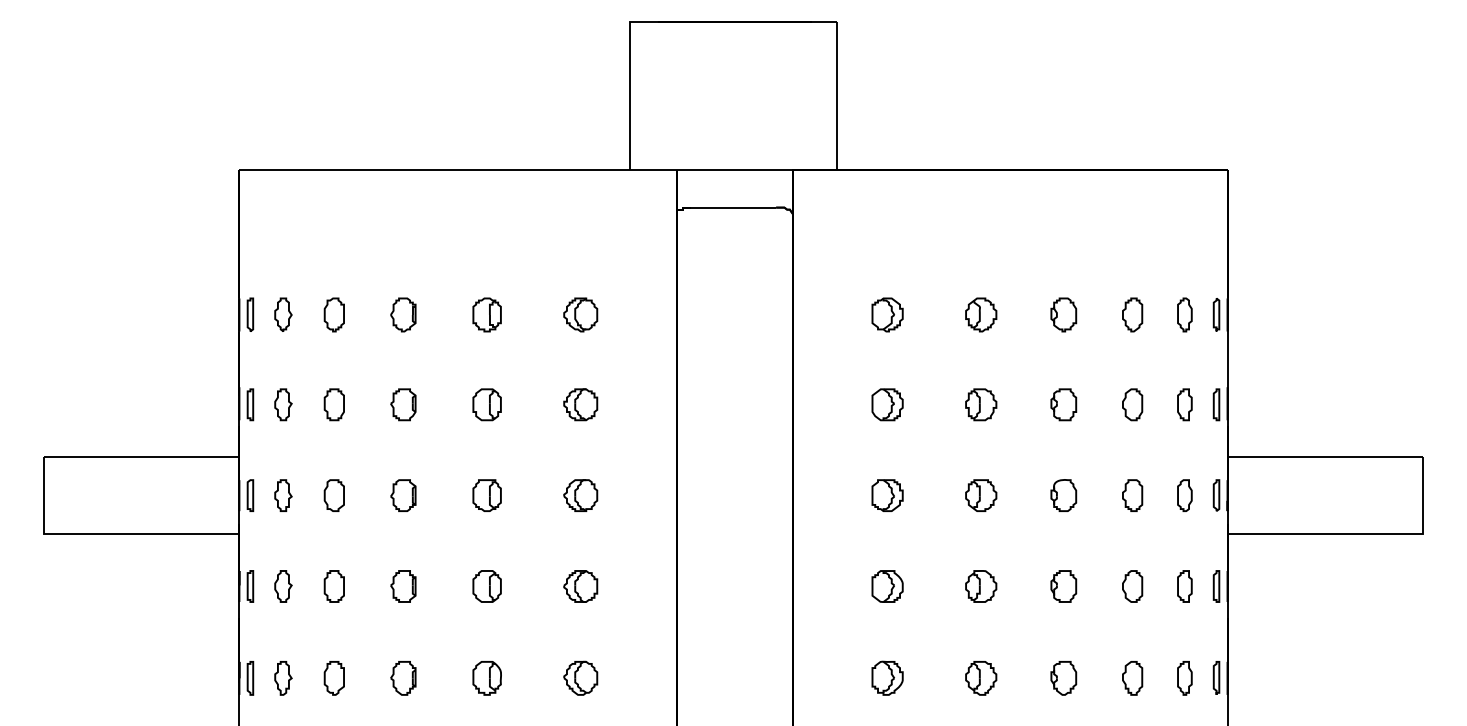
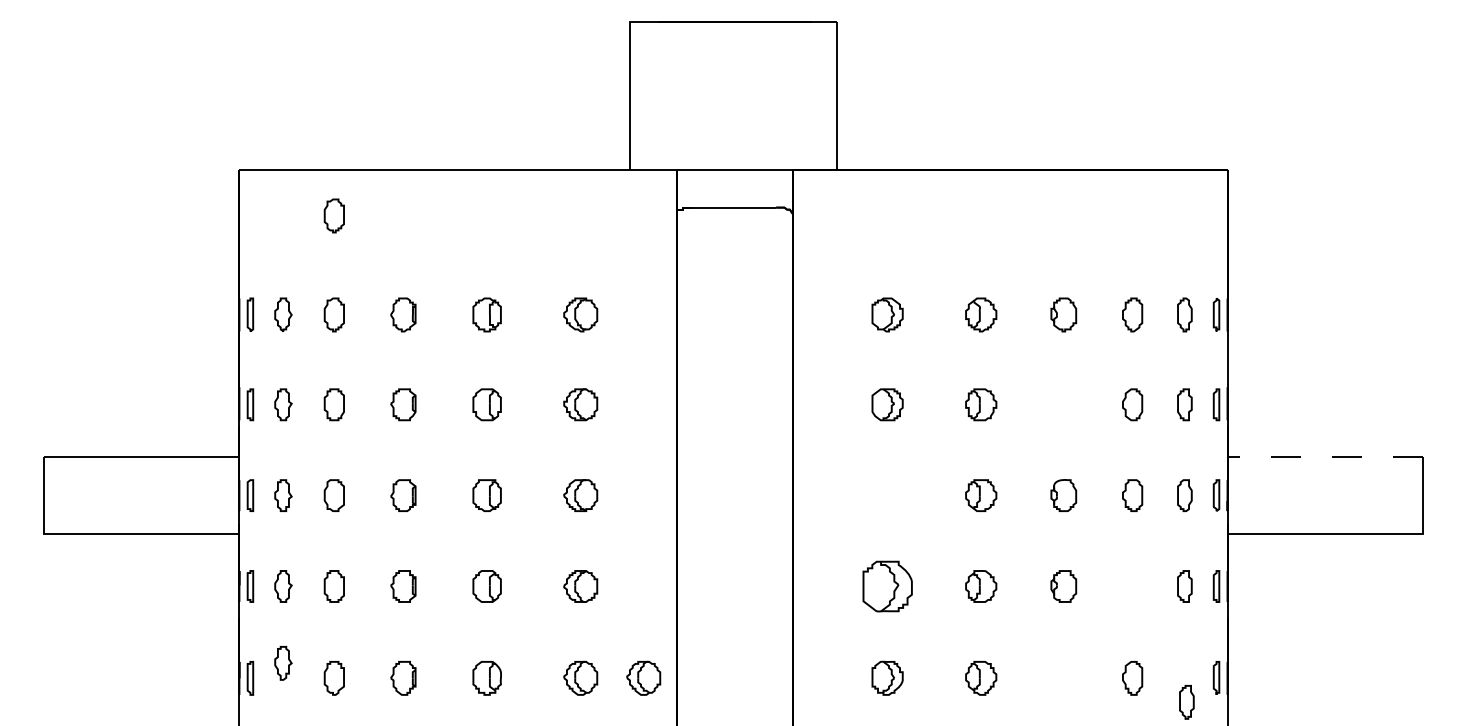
part: none -> present (333, 215)
part: present -> none (1063, 404)
line: solid -> dashed (1325, 457)
part: present -> none (887, 495)
part size: 33x33 px -> 51x53 px (887, 586)
part: present -> none (1132, 586)
part: none -> present (643, 677)
part position: (283, 678) -> (283, 663) (283, 663)
part: present -> none (1063, 678)
part position: (1184, 678) -> (1186, 702) (1186, 702)
